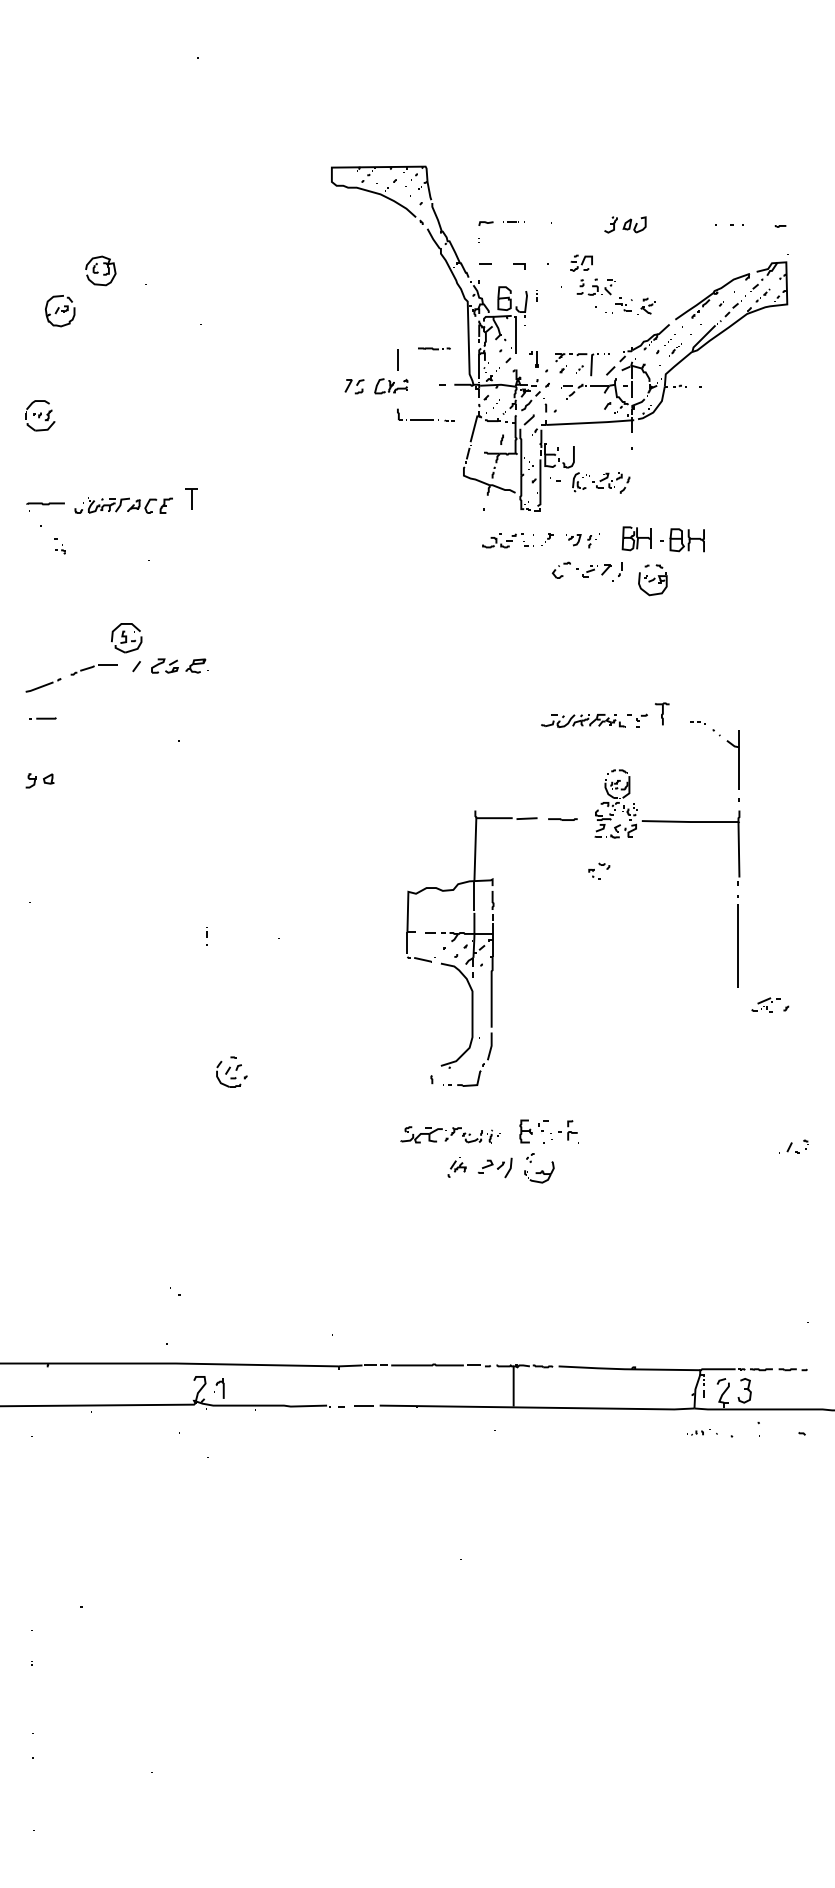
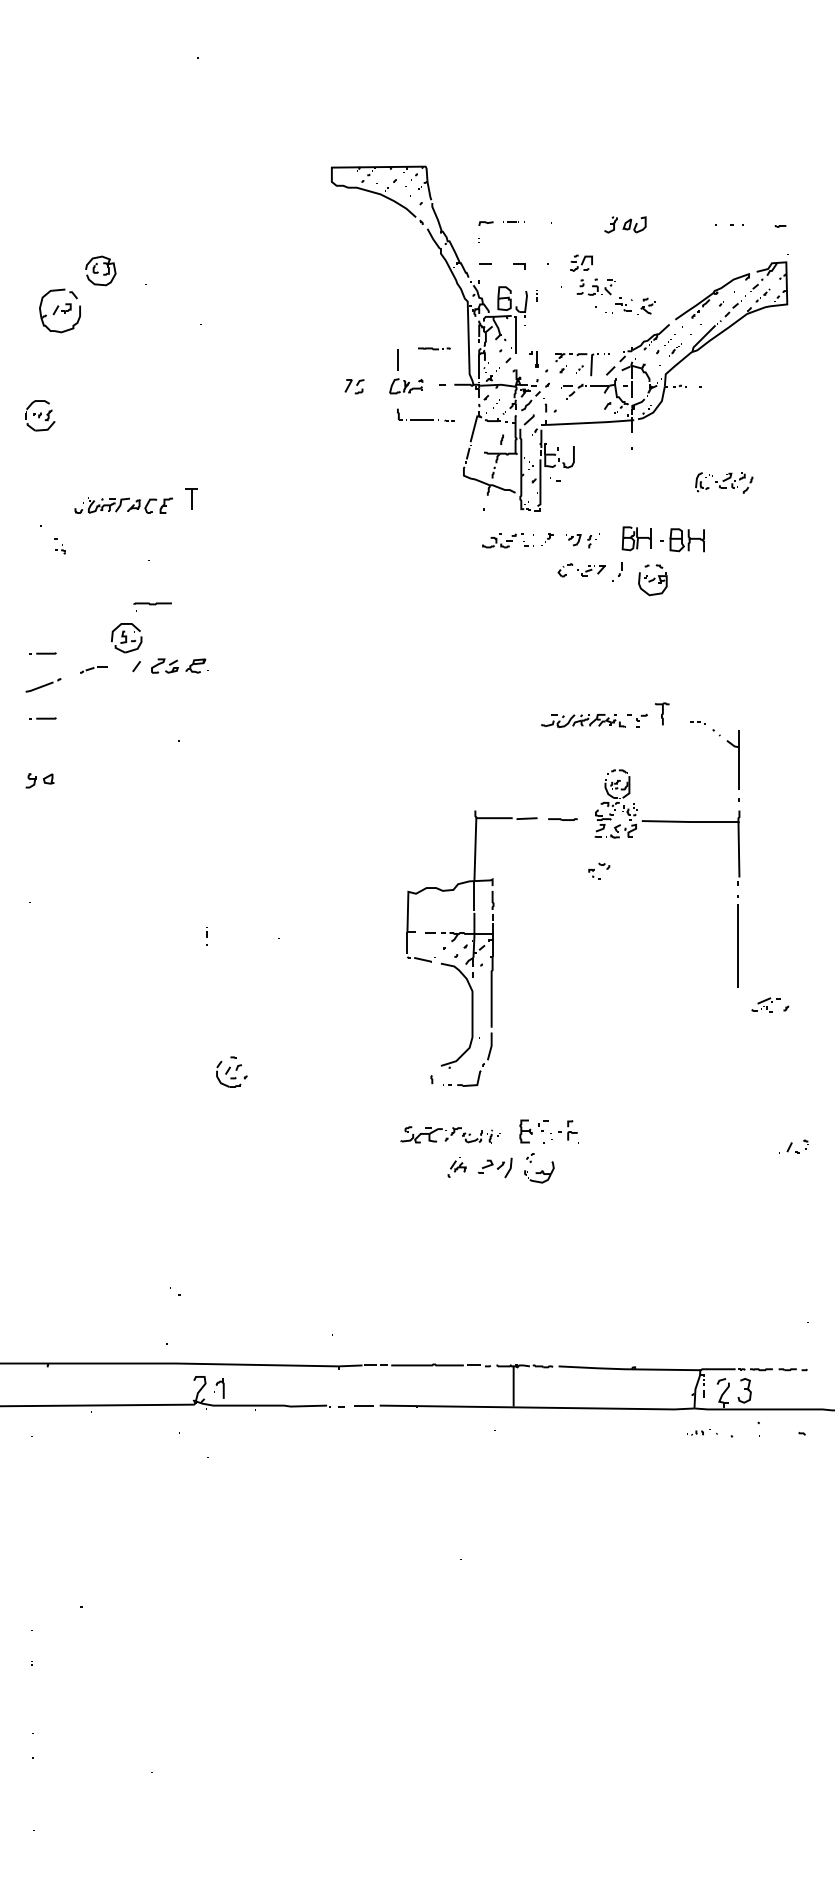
part size: 31x33 px -> 42x46 px (59, 310)
part position: (391, 386) -> (406, 386) (406, 386)
part position: (601, 482) -> (724, 482) (724, 482)
part position: (45, 506) -> (152, 606) (152, 606)
part size: 61x18 px -> 49x15 px (581, 570)
line: none -> present (42, 653)
part size: 48x12 px -> 28x8 px (93, 669)
